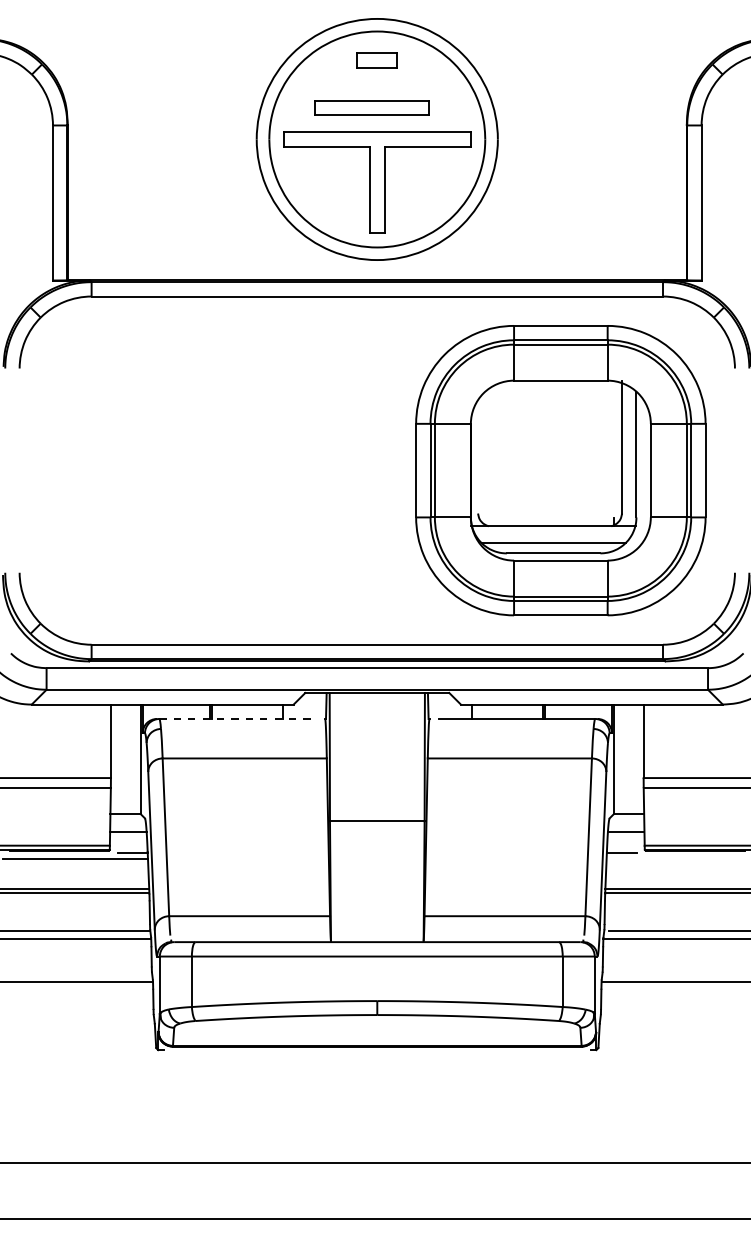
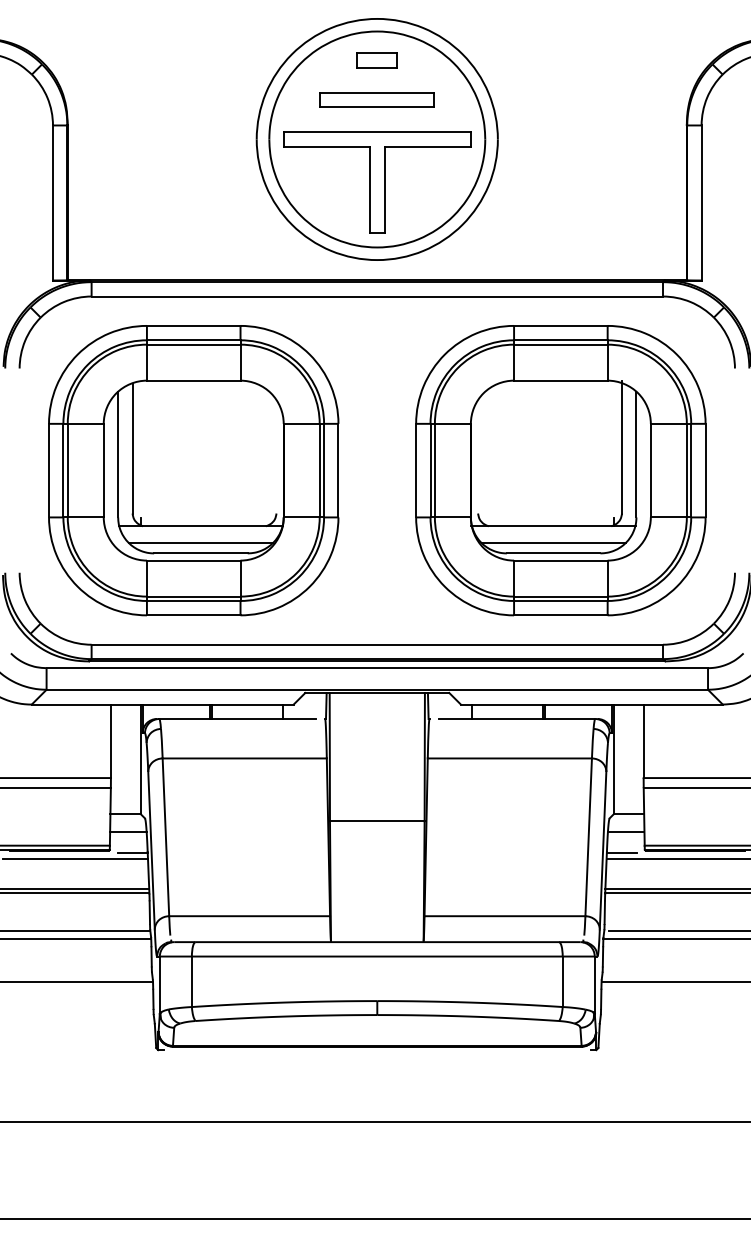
part position: (371, 107) -> (376, 99) (376, 99)
part: none -> present (193, 470)
line: dashed -> solid (238, 718)
line: none -> present (676, 859)
line position: (374, 1163) -> (374, 1122) (374, 1122)
